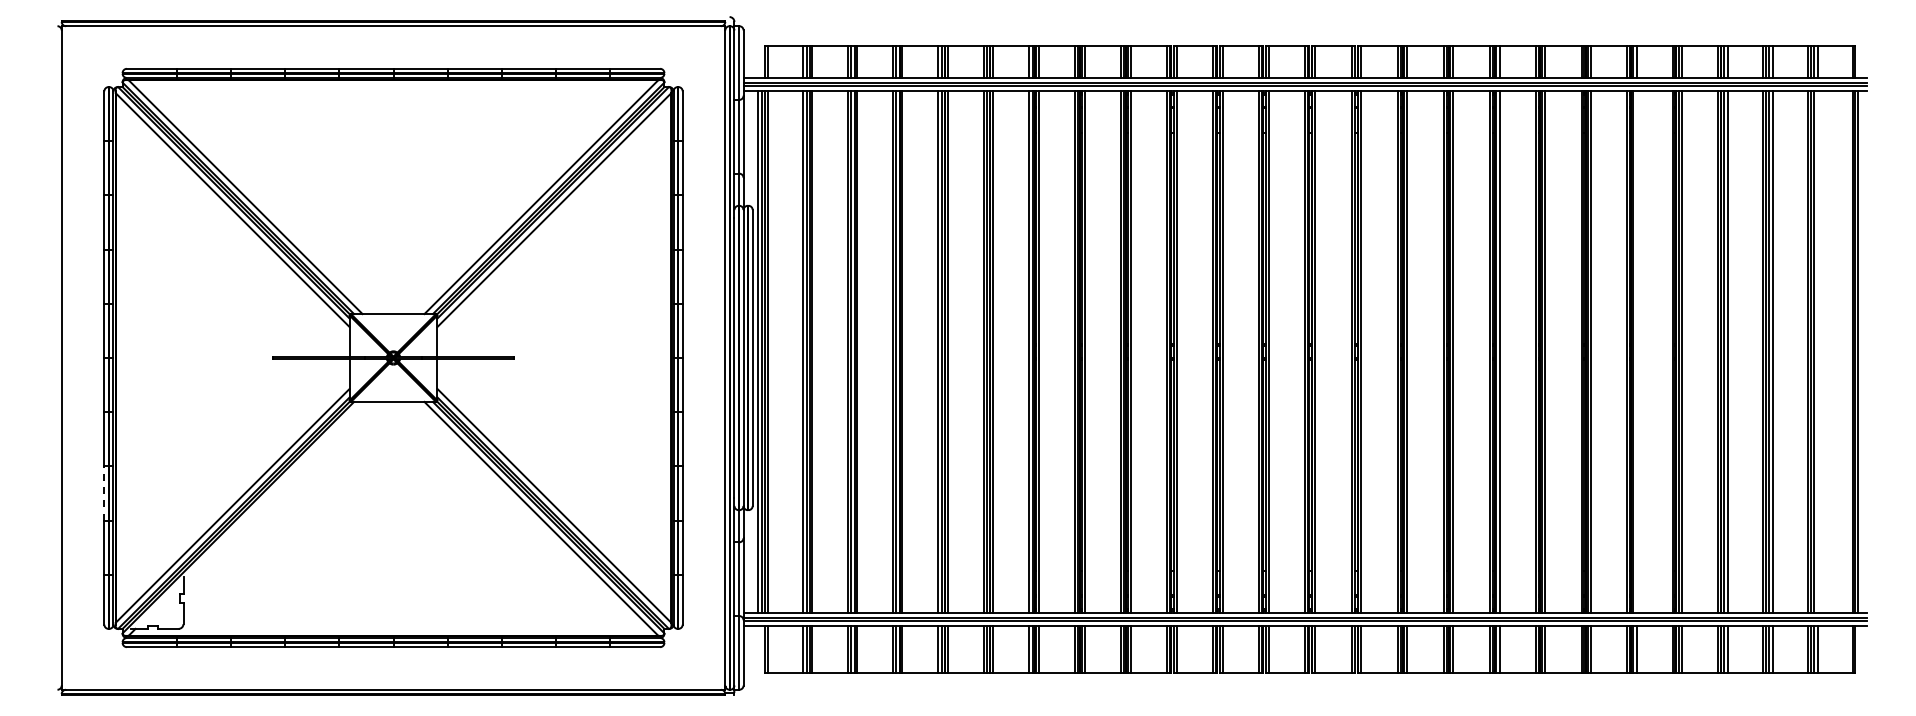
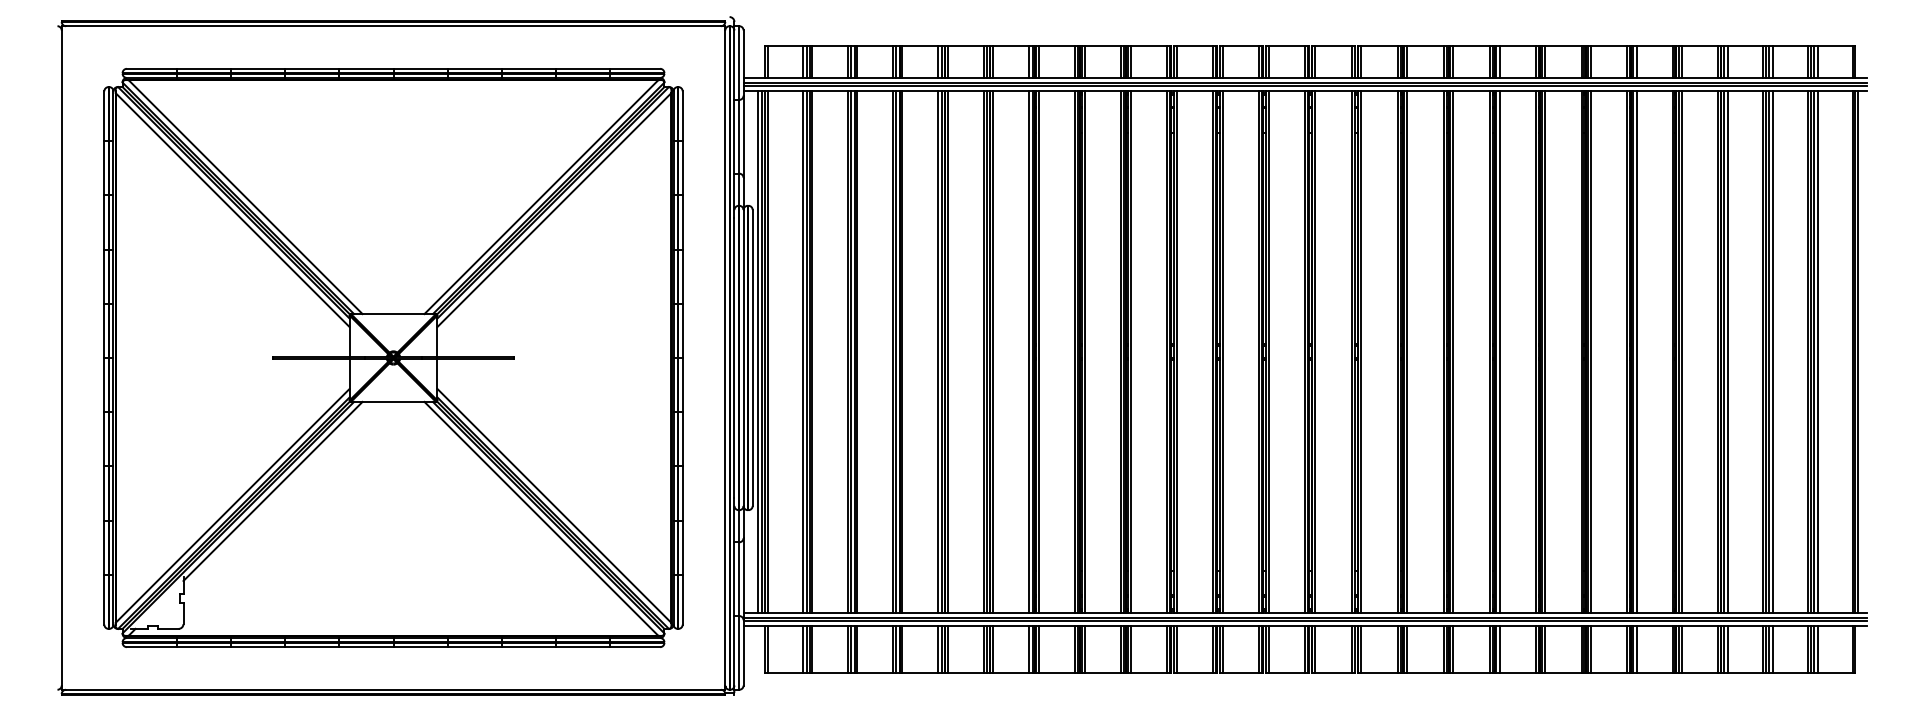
line: none -> present (1636, 351)
line: none -> present (1817, 351)
line: none -> present (272, 491)
line: dashed -> solid (104, 492)
